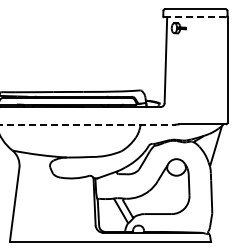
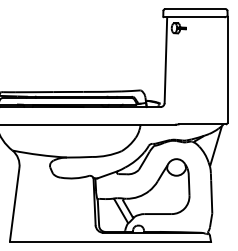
line: dashed -> solid (194, 17)
line: dashed -> solid (88, 124)
